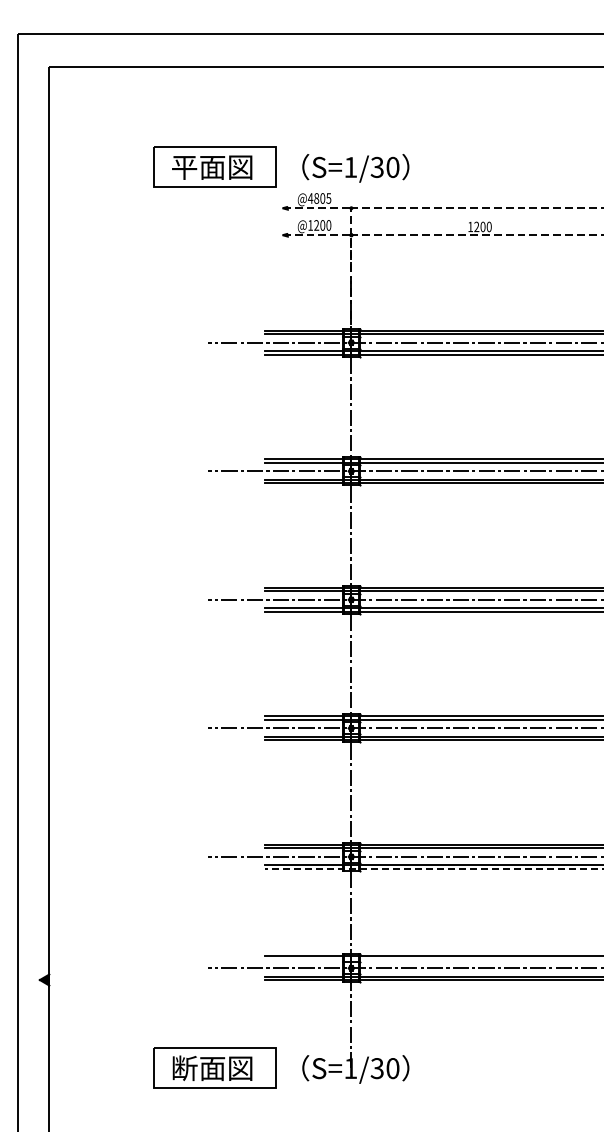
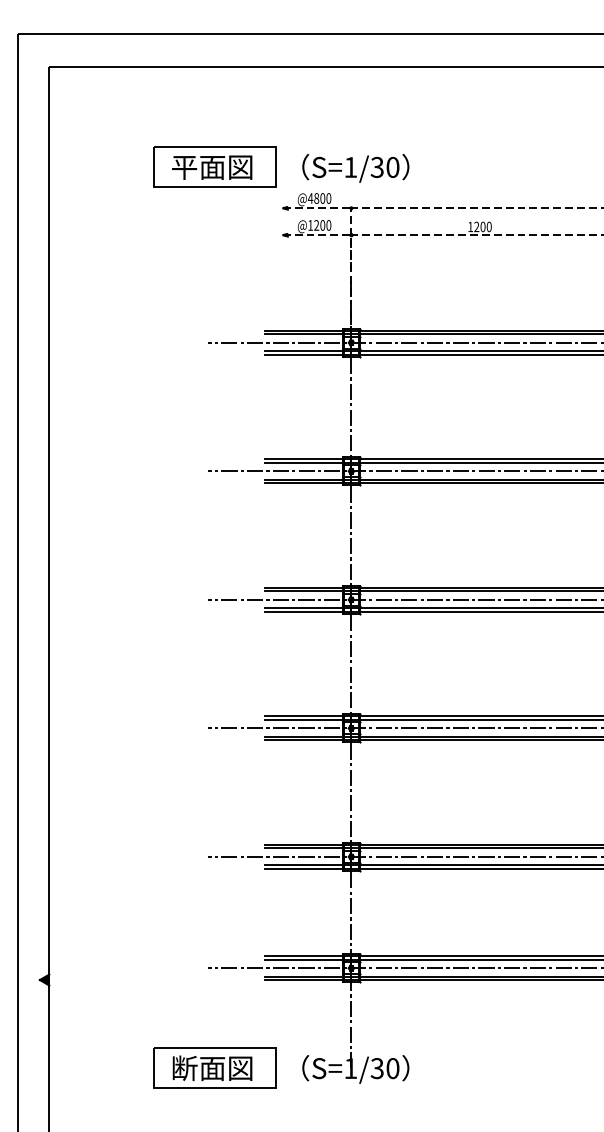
text: @4805 -> @4800 (328, 198)
line: dashed -> solid (434, 869)
line: none -> present (432, 959)
